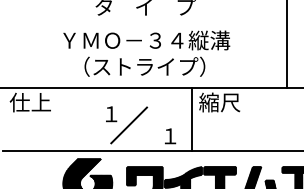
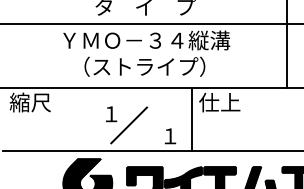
line: none -> present (151, 24)
text: 仕上 -> 縮尺 (29, 102)
text: 縮尺 -> 仕上 (219, 102)
